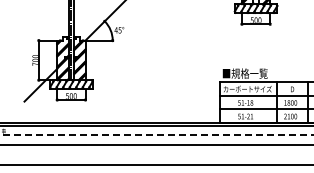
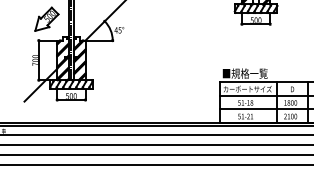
part: none -> present (46, 18)
line: dashed -> solid (157, 135)
line: none -> present (156, 155)
